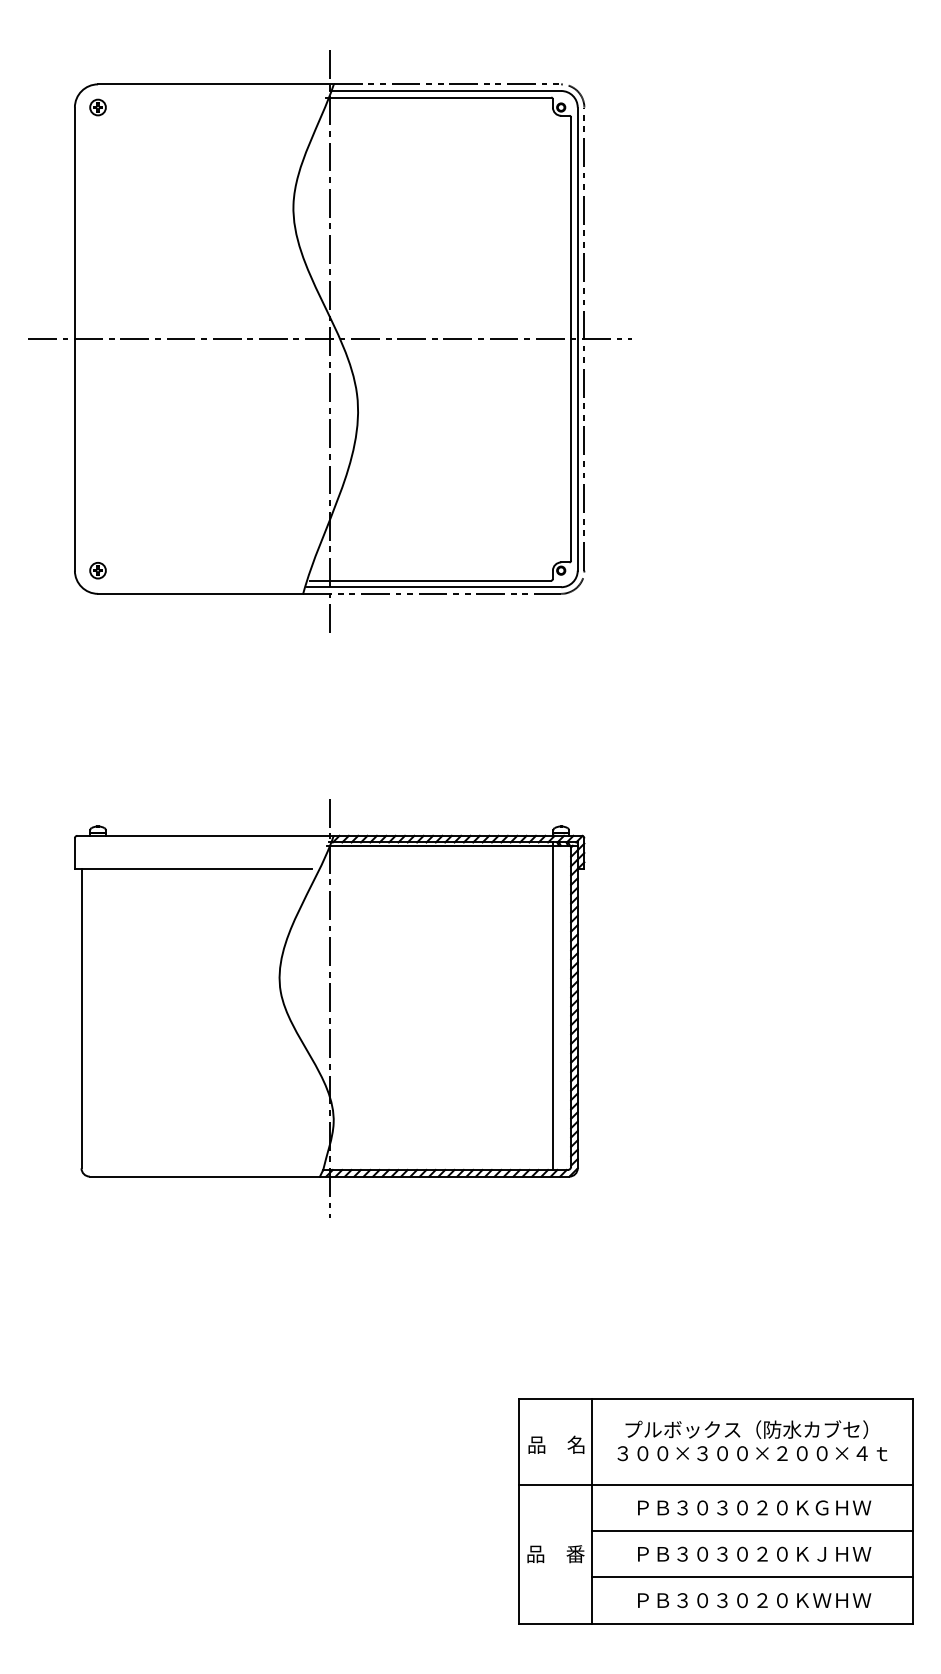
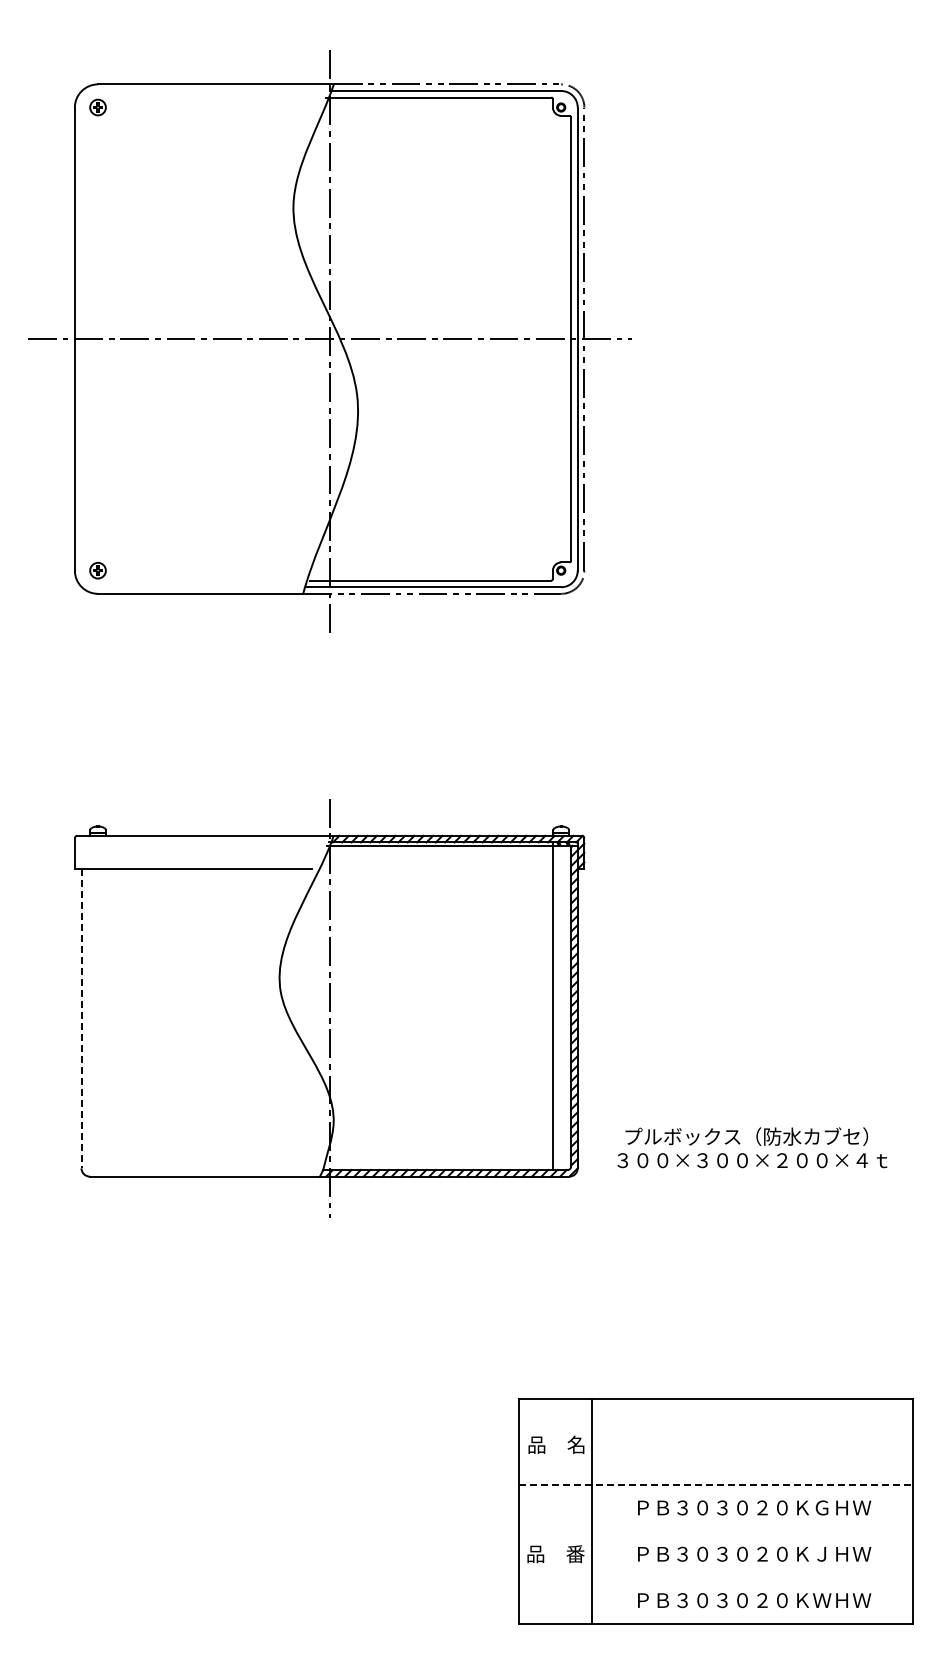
line: solid -> dashed (81, 1018)
text position: (752, 1440) -> (752, 1147) (752, 1147)
line: solid -> dashed (716, 1484)
line: present -> none (752, 1531)
line: present -> none (752, 1577)
